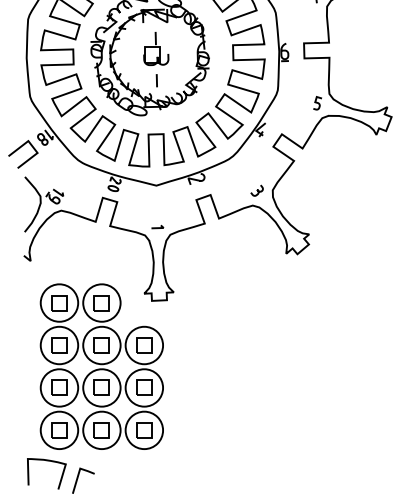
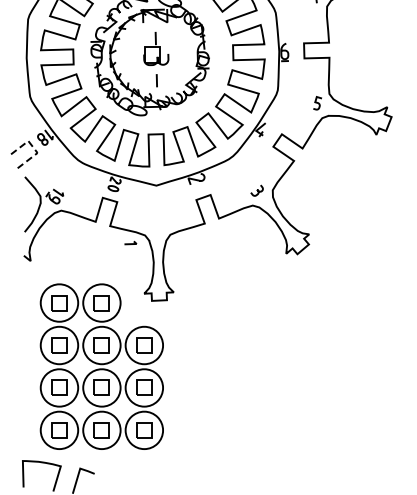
line: solid -> dashed (32, 147)
line position: (157, 227) -> (130, 243) (130, 243)
curve position: (46, 461) -> (41, 463) (41, 463)
